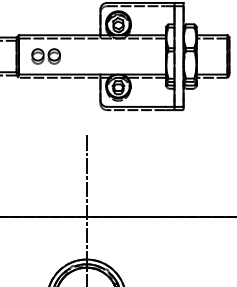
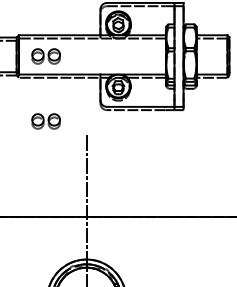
part: none -> present (45, 121)
